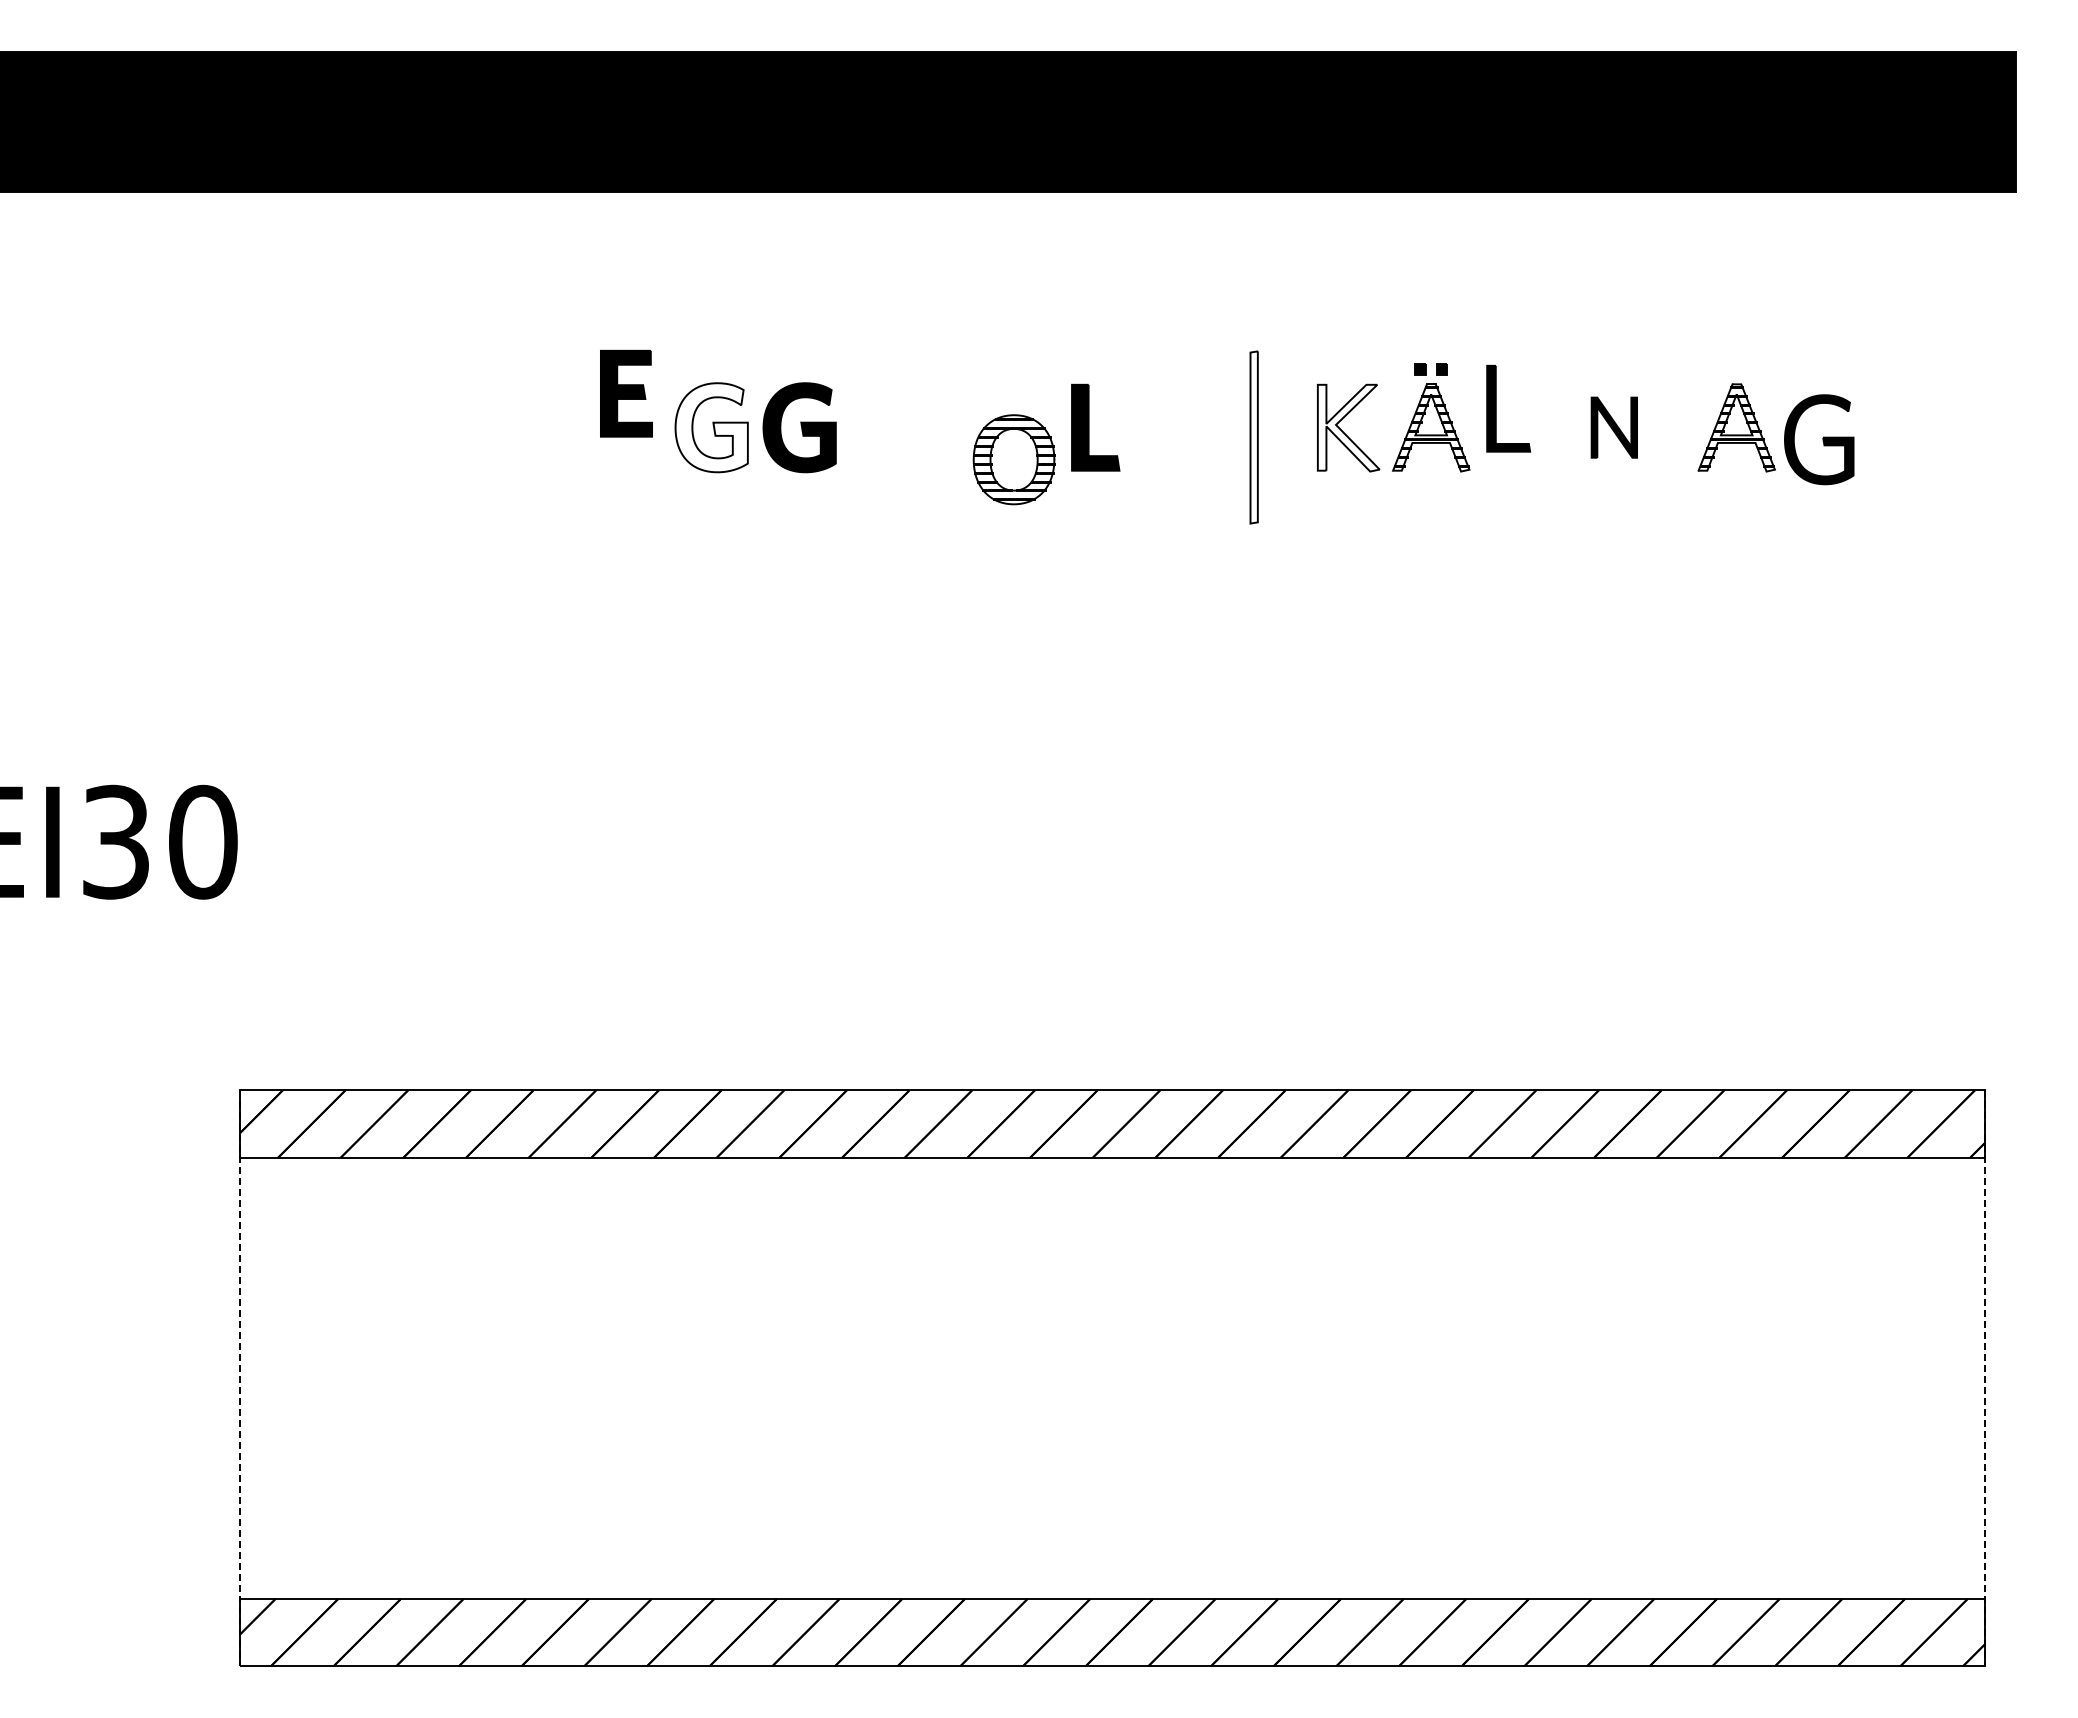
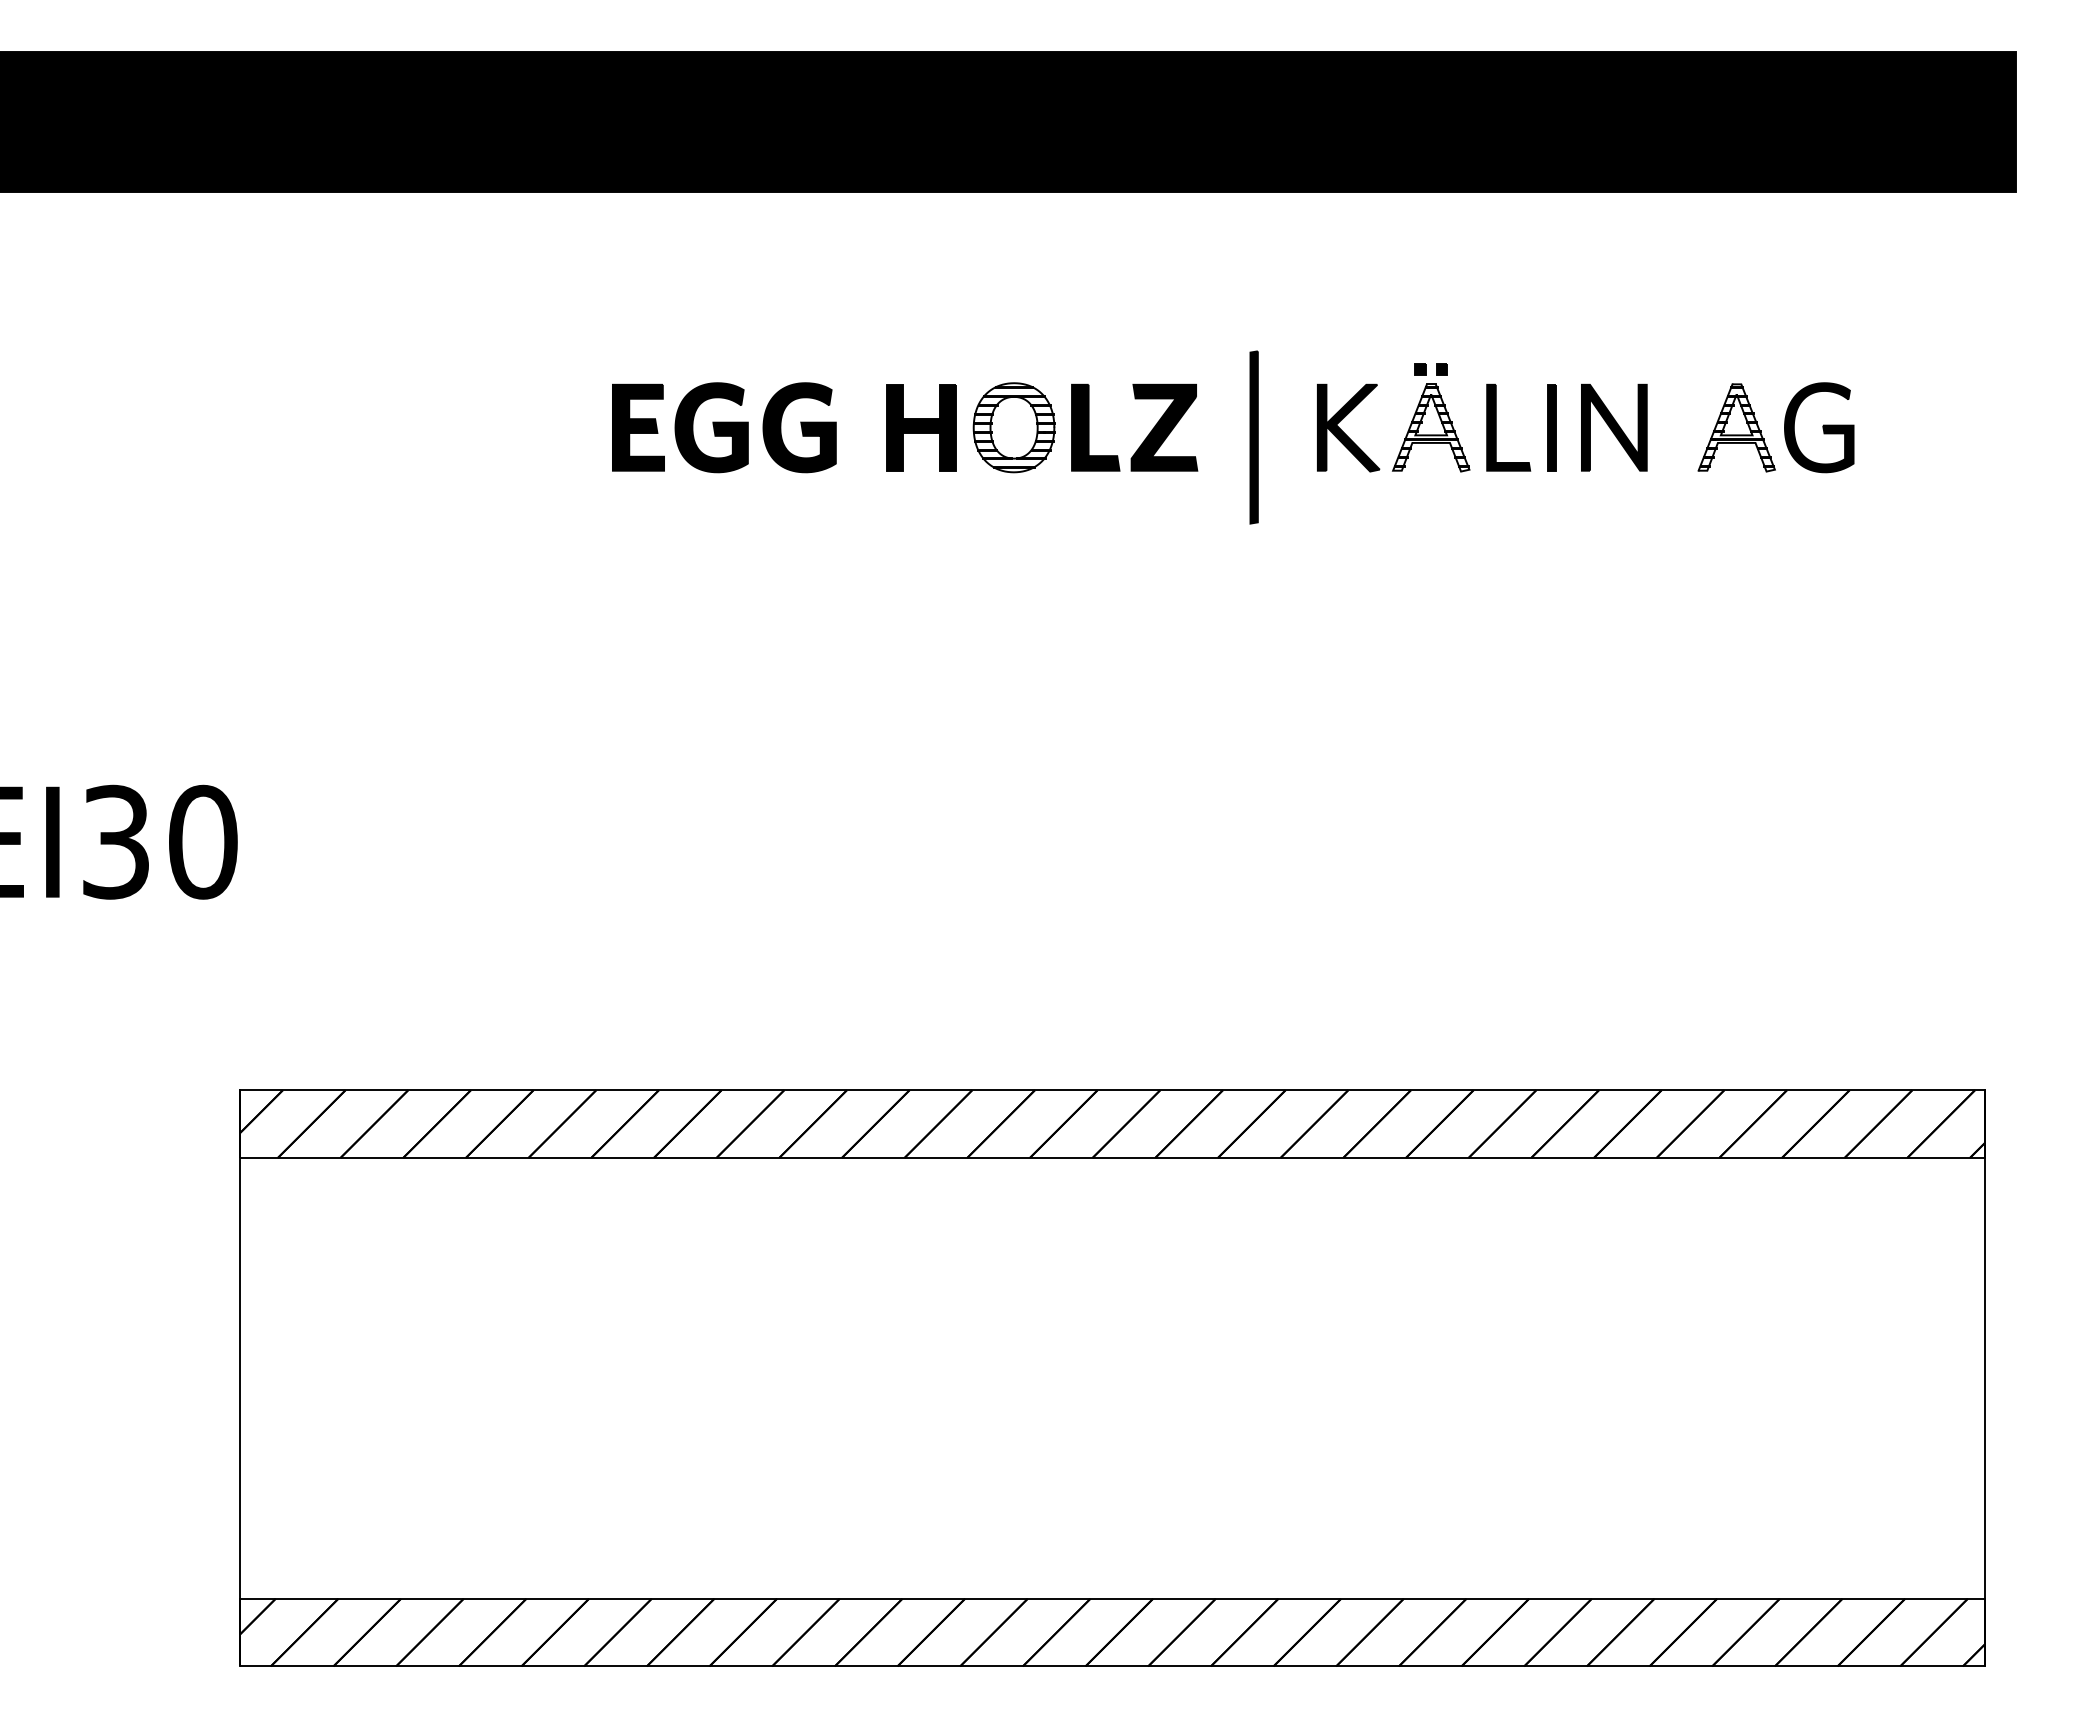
part position: (626, 393) -> (638, 427) (638, 427)
part position: (1496, 408) -> (1496, 427) (1496, 427)
fill: none -> present (711, 427)
part: none -> present (921, 427)
part: none -> present (1164, 427)
fill: none -> present (1348, 427)
part: none -> present (1551, 427)
part size: 48x63 px -> 67x89 px (1614, 427)
fill: none -> present (1253, 437)
part position: (1819, 439) -> (1819, 427) (1819, 427)
part position: (1013, 459) -> (1013, 427) (1013, 427)
line: dashed -> solid (240, 1378)
line: dashed -> solid (1985, 1378)
